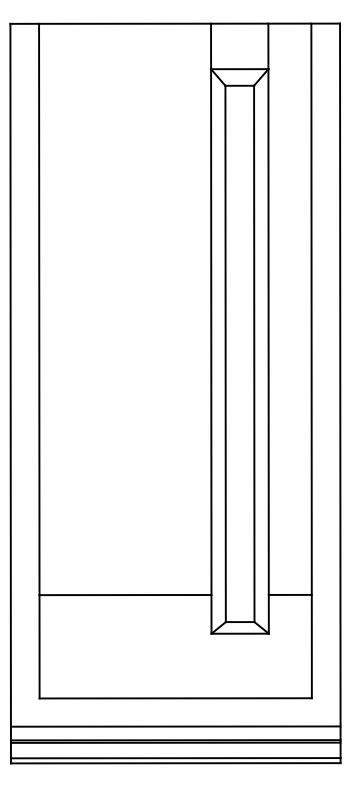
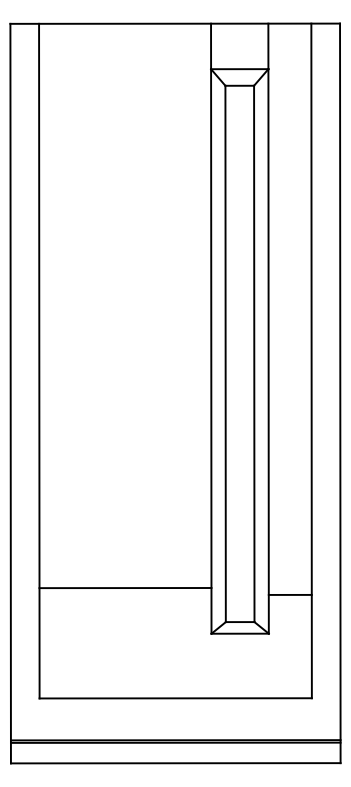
line position: (125, 595) -> (125, 588) (125, 588)
line: present -> none (175, 726)
line: present -> none (175, 758)
